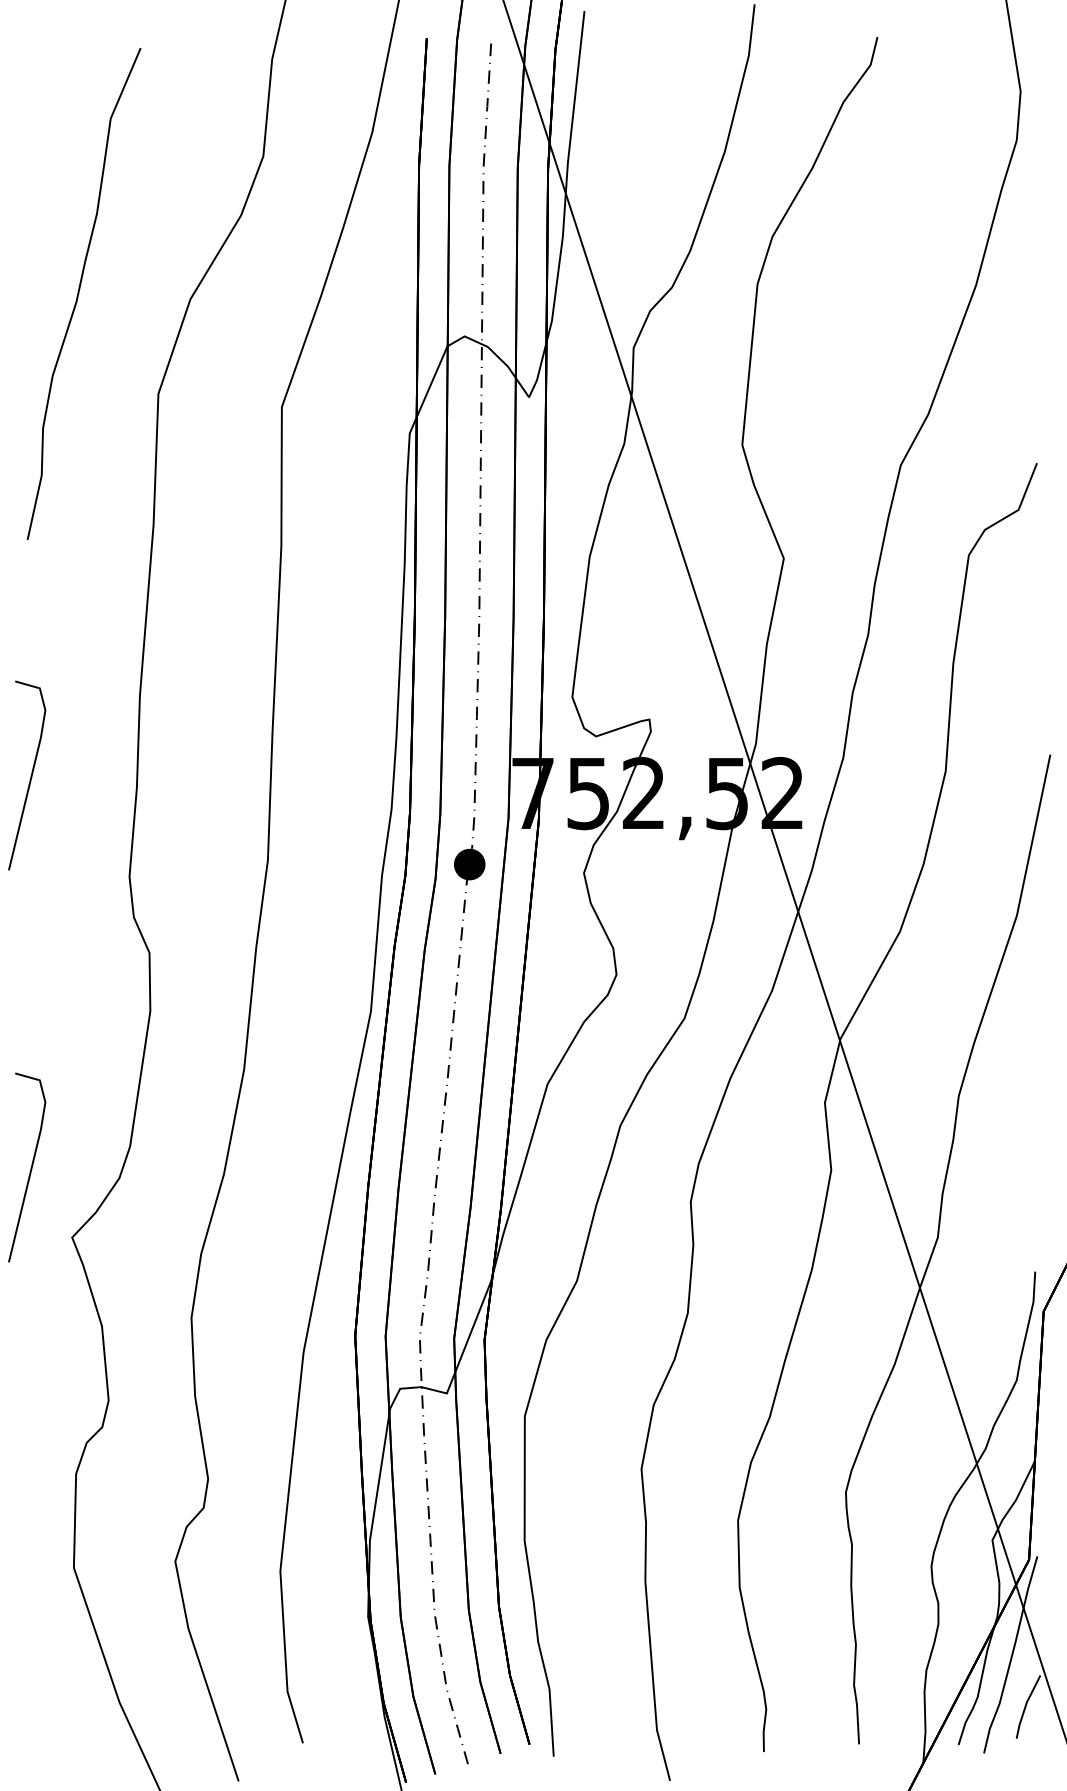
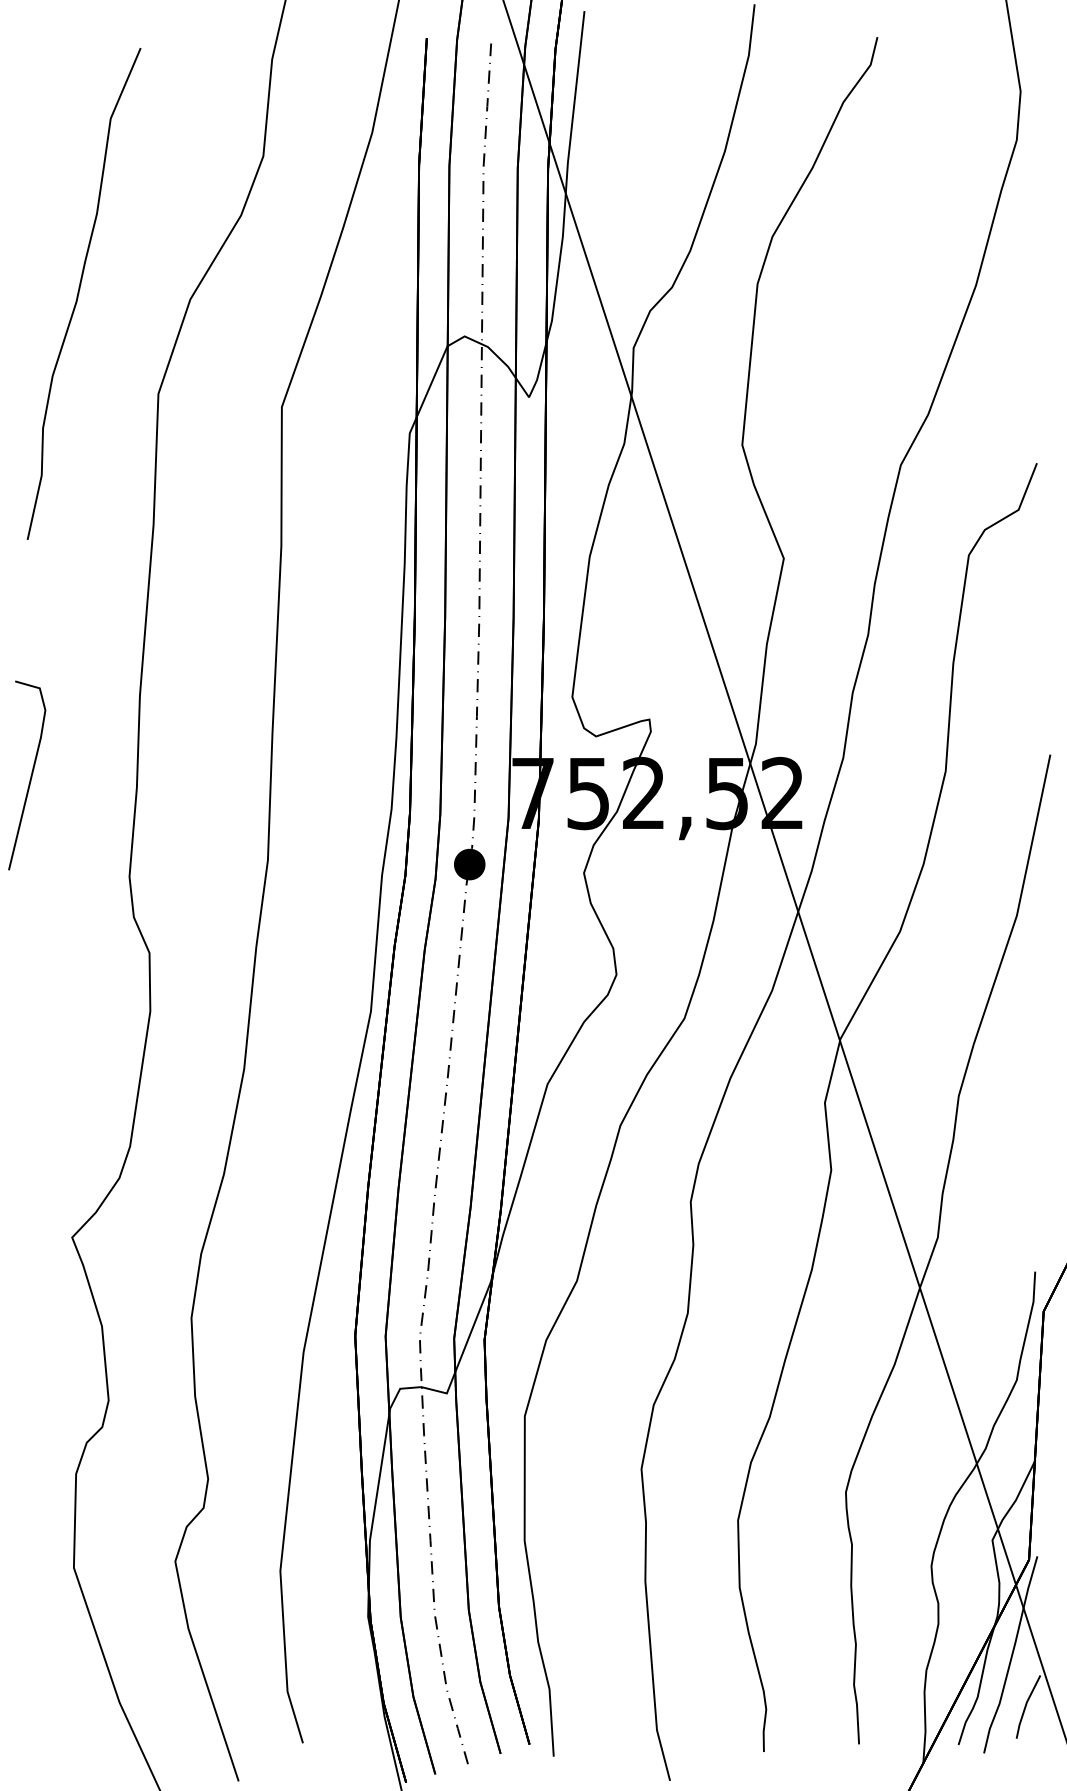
line: present -> none (30, 1167)
